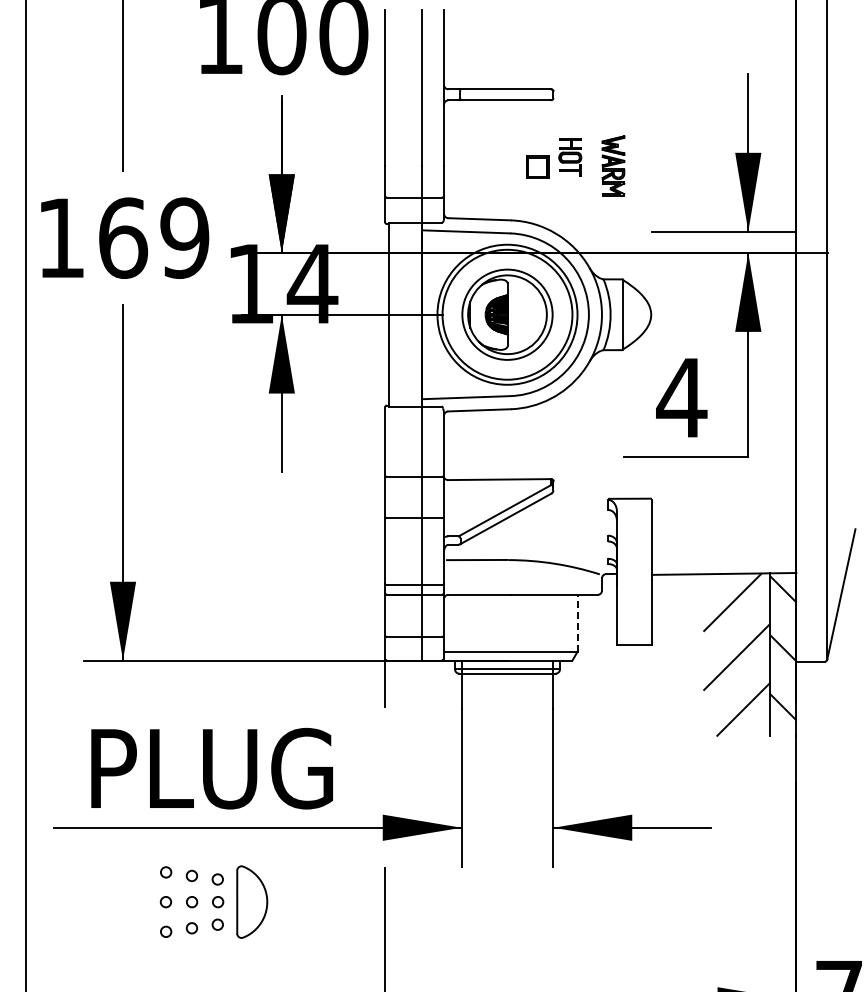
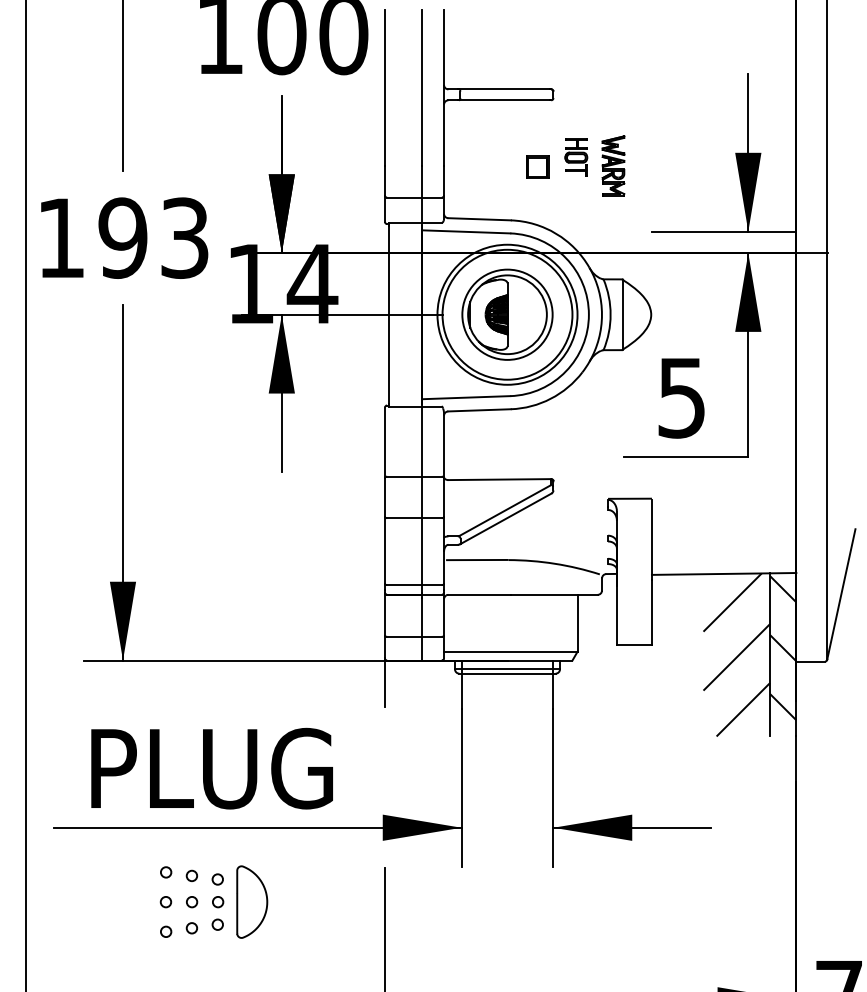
part position: (570, 157) -> (576, 157) (576, 157)
text: 169 -> 193 (153, 237)
text: 4 -> 5 (681, 398)
line: dashed -> solid (577, 622)
